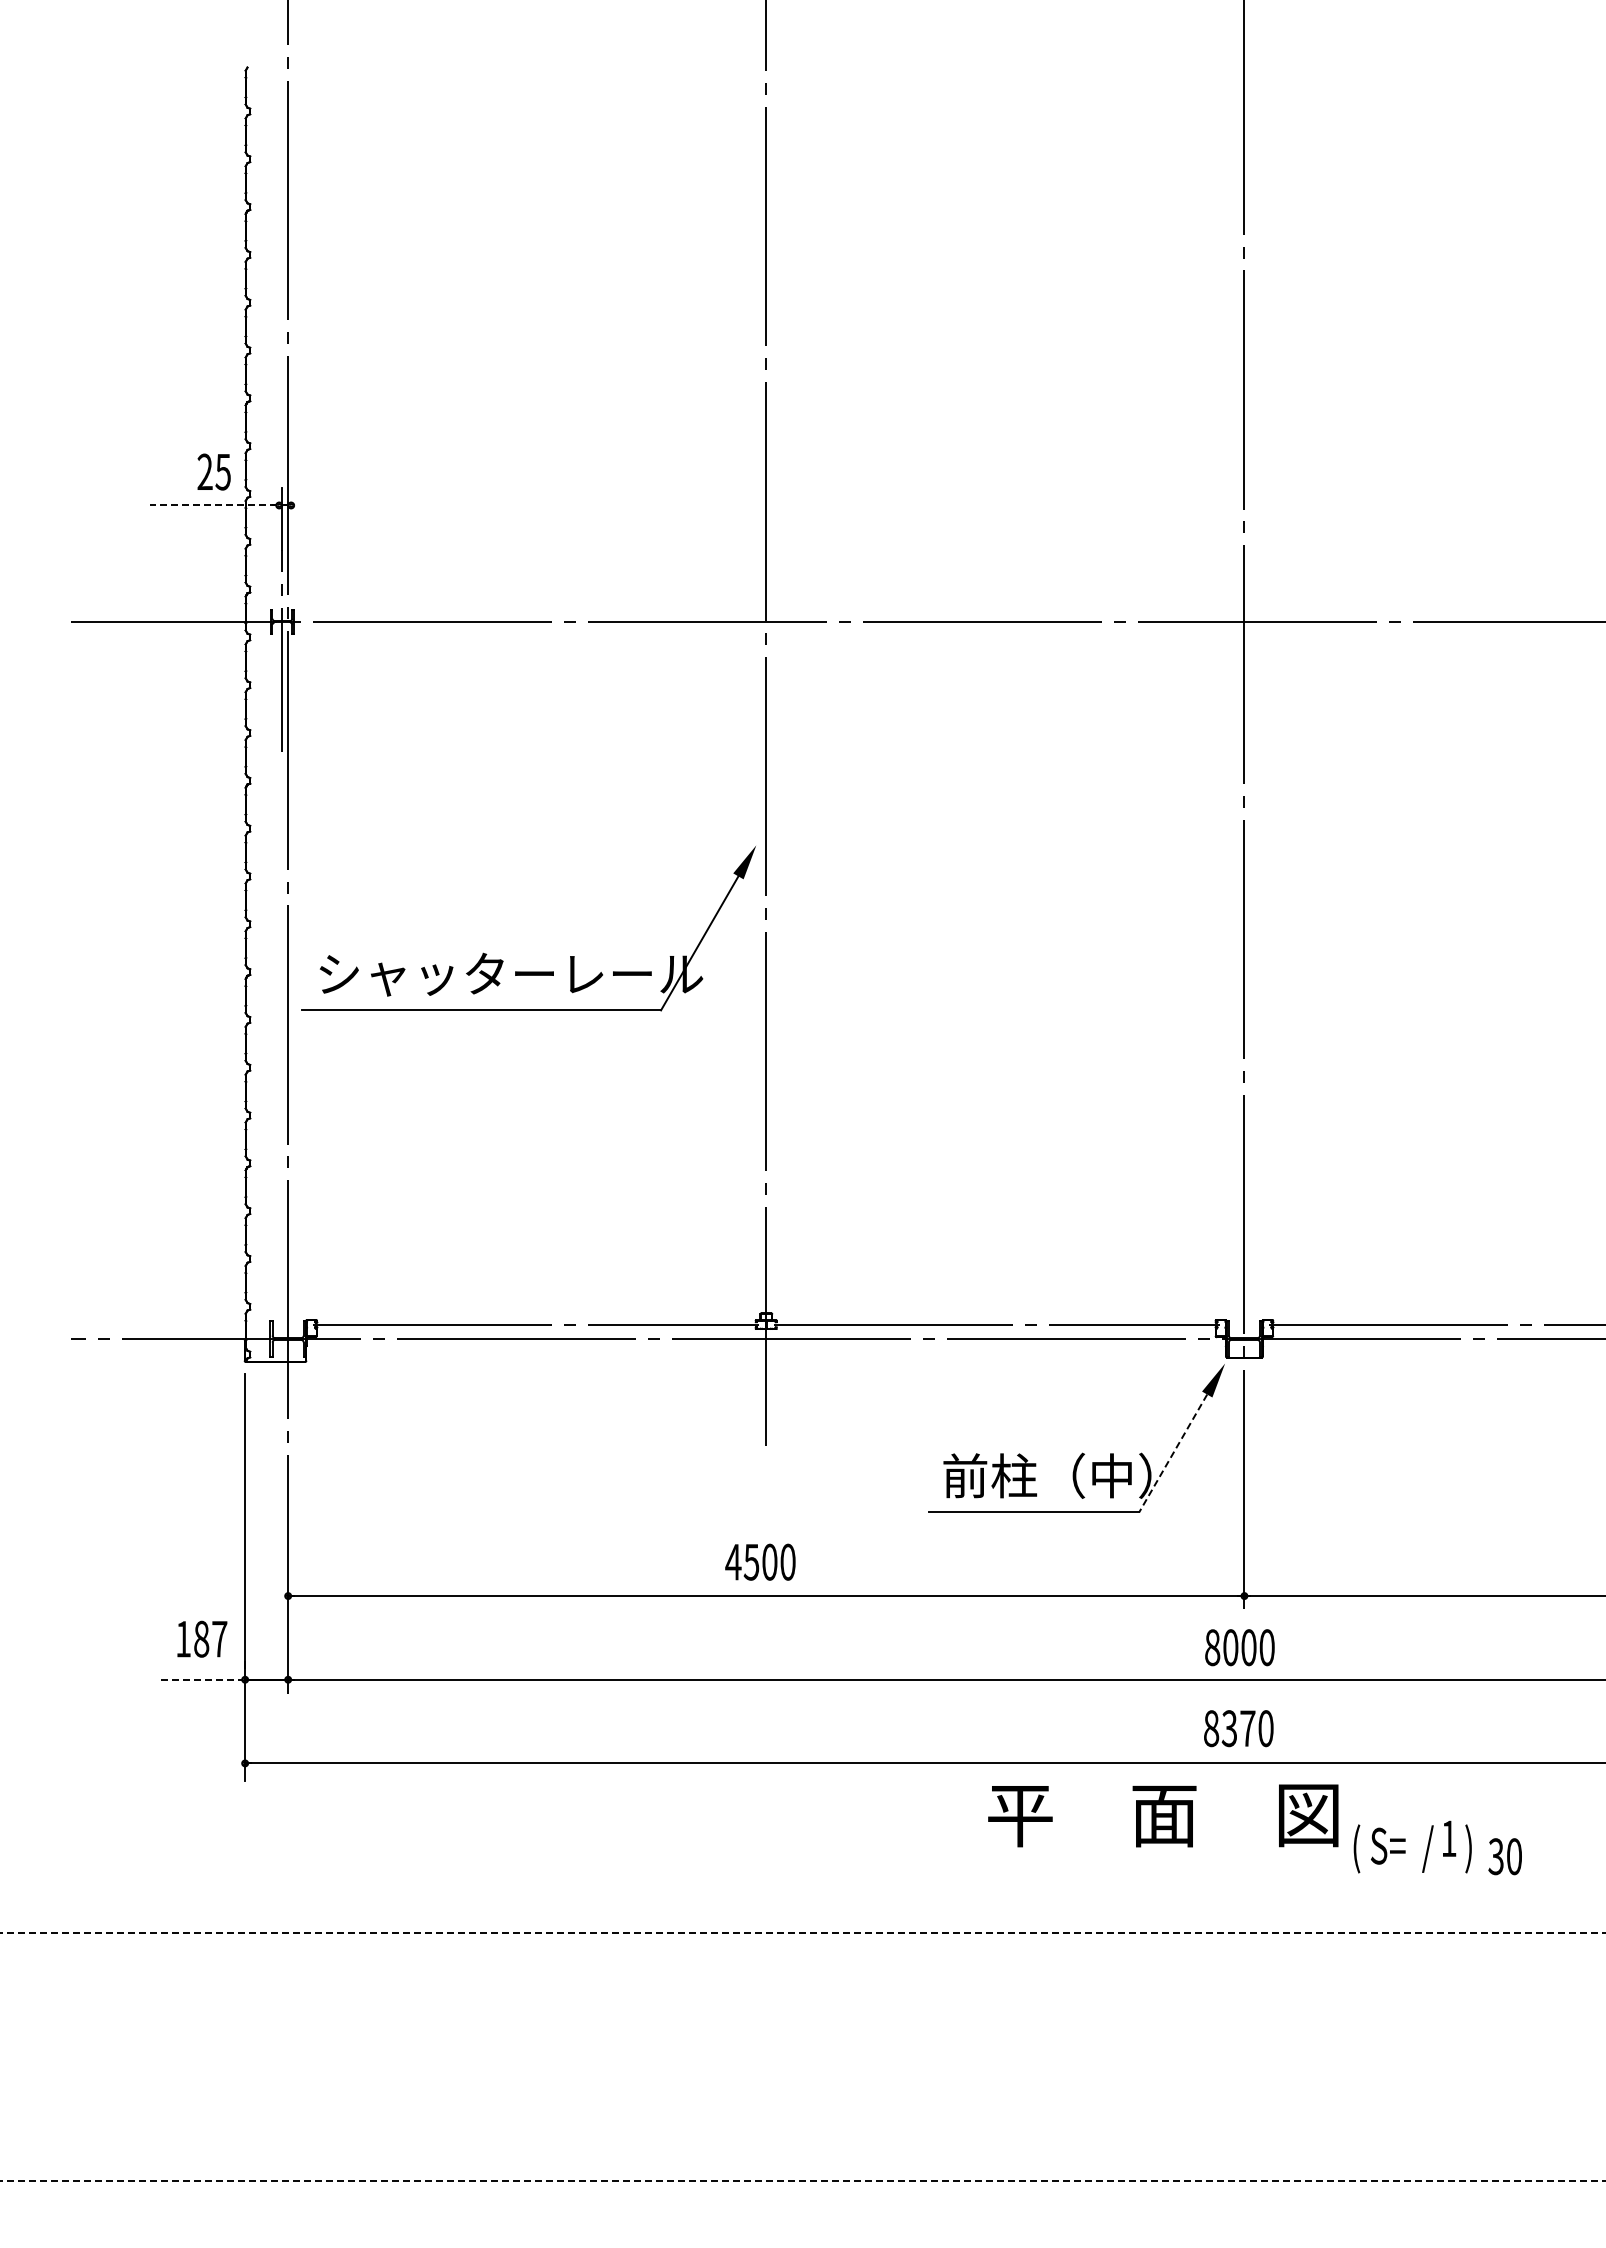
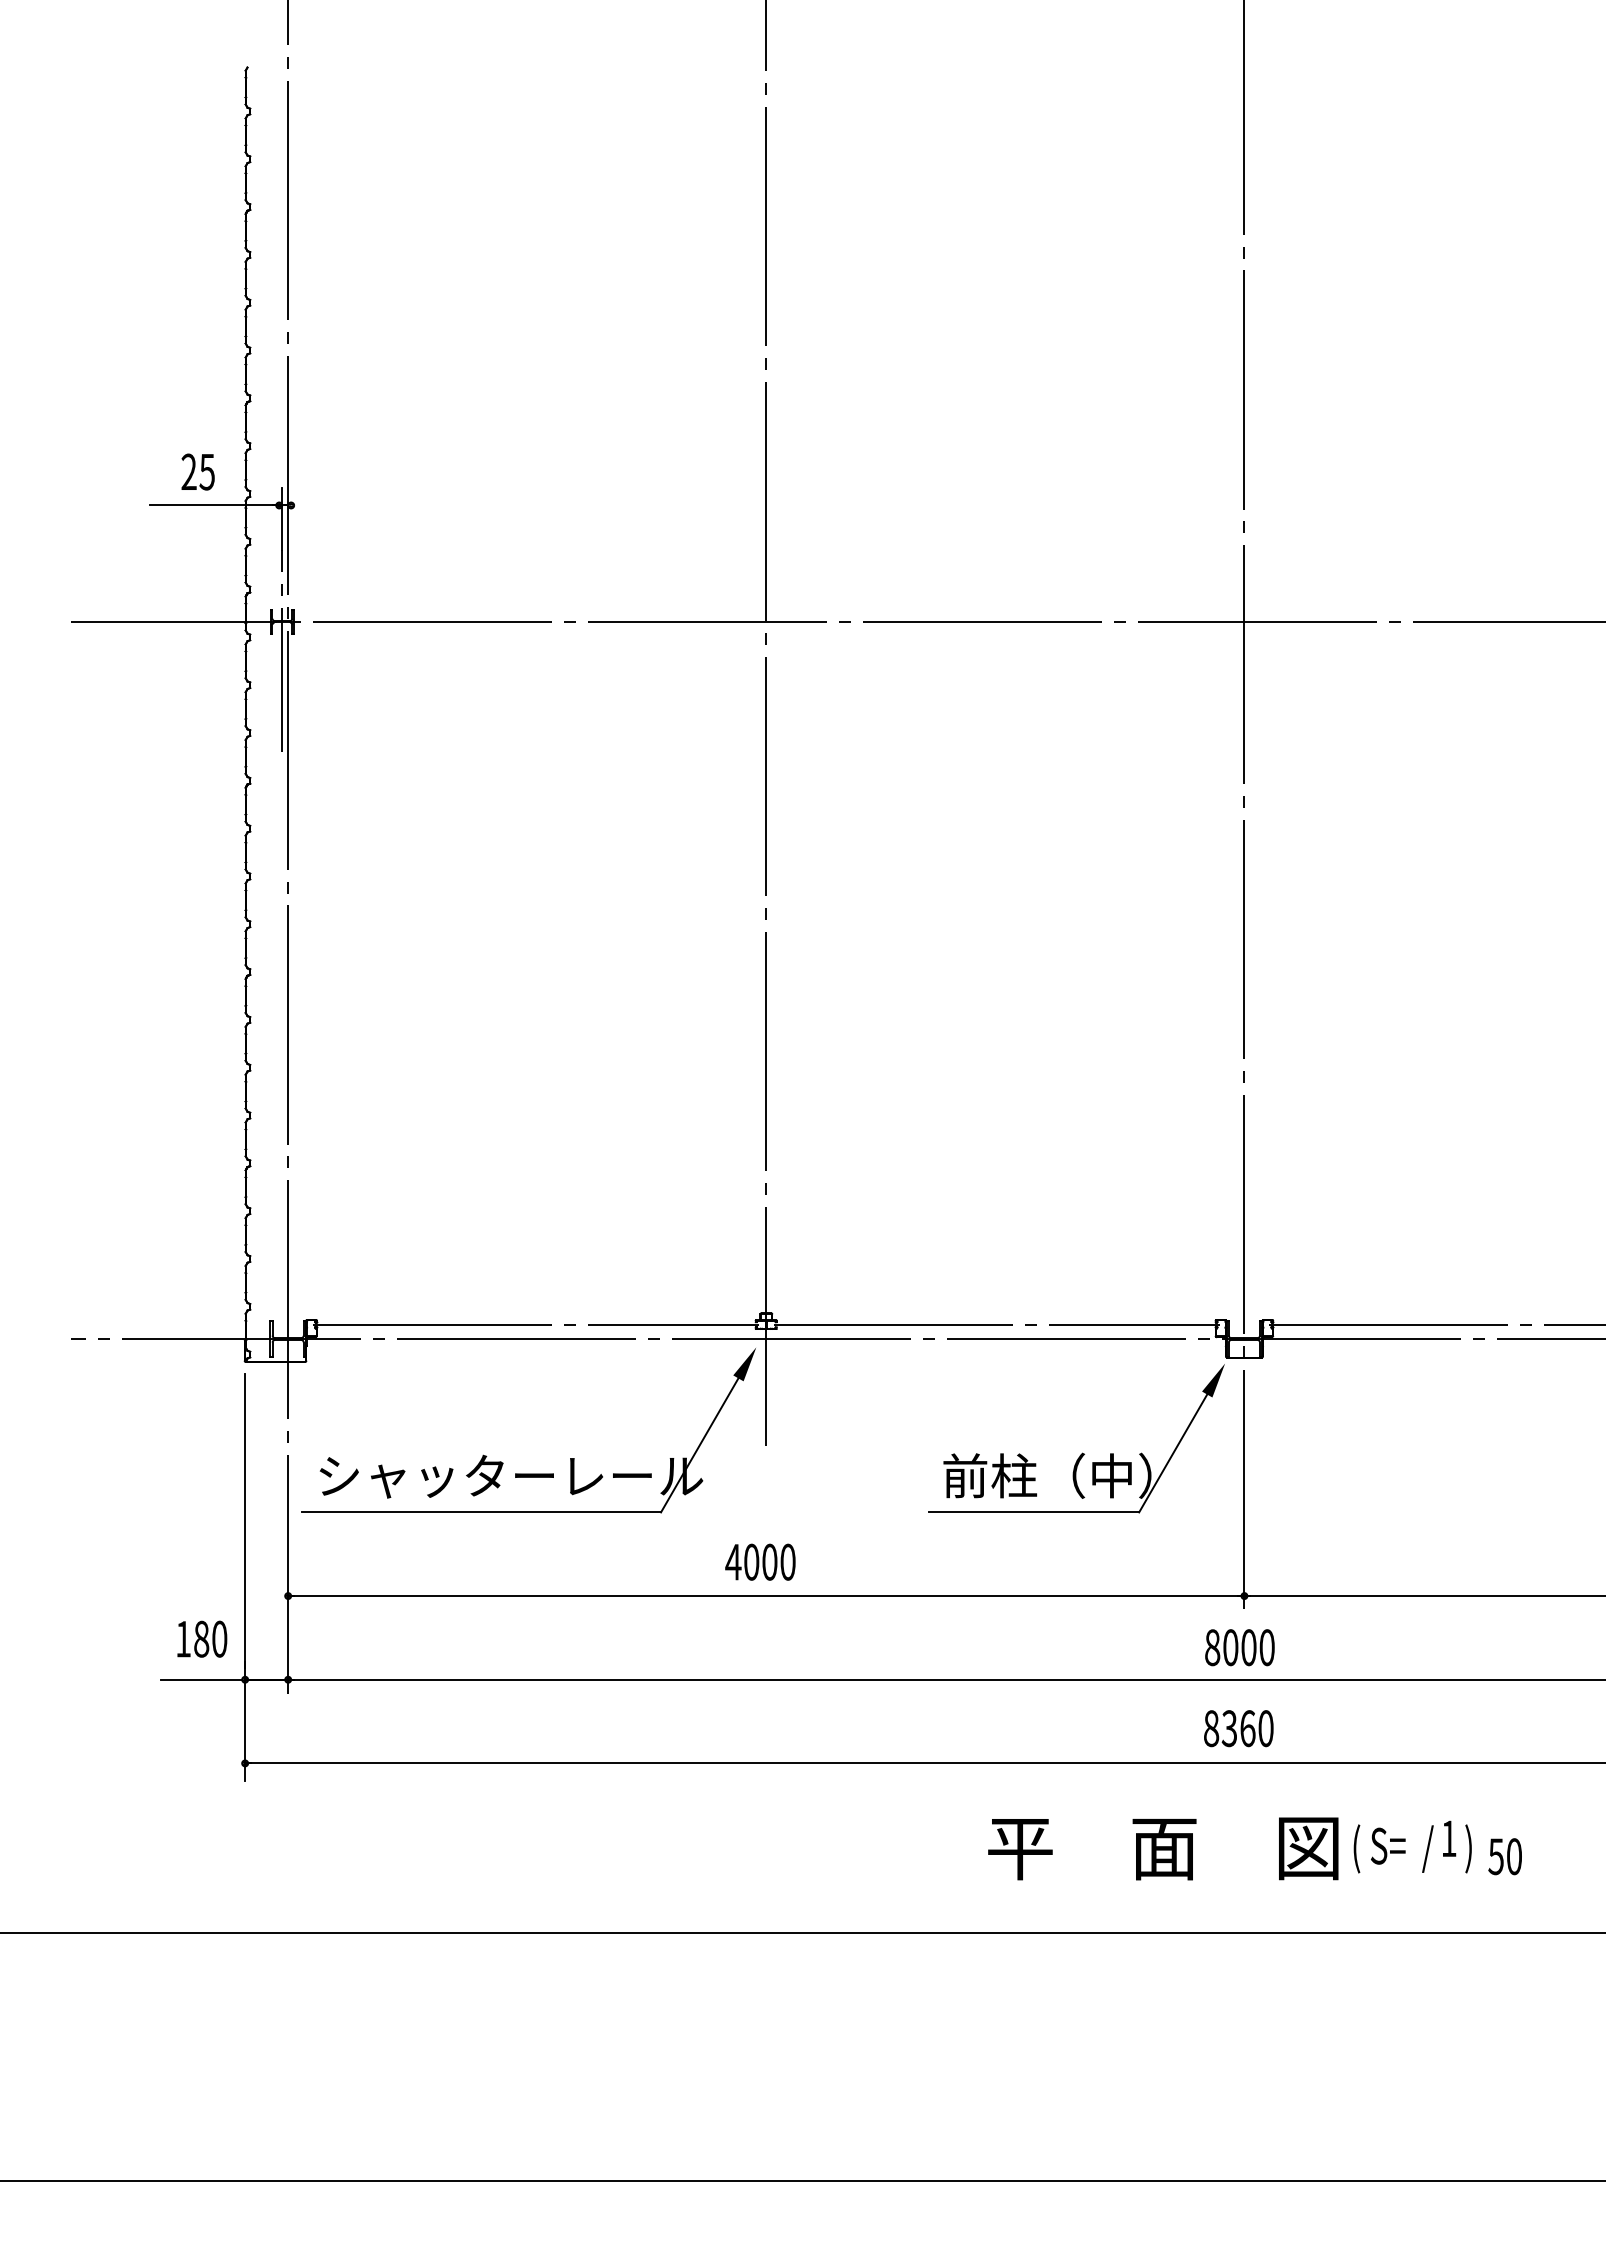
text position: (213, 471) -> (197, 471) (197, 471)
line: dashed -> solid (219, 505)
part position: (503, 960) -> (503, 1462) (503, 1462)
line: dashed -> solid (1172, 1453)
text: 4500 -> 4000 (751, 1561)
text: 187 -> 180 (219, 1638)
line: dashed -> solid (202, 1679)
text: 8370 -> 8360 (1247, 1728)
text position: (1163, 1815) -> (1163, 1848) (1163, 1848)
text: 30 -> 50 (1496, 1855)
line: dashed -> solid (802, 1933)
line: dashed -> solid (802, 2180)
